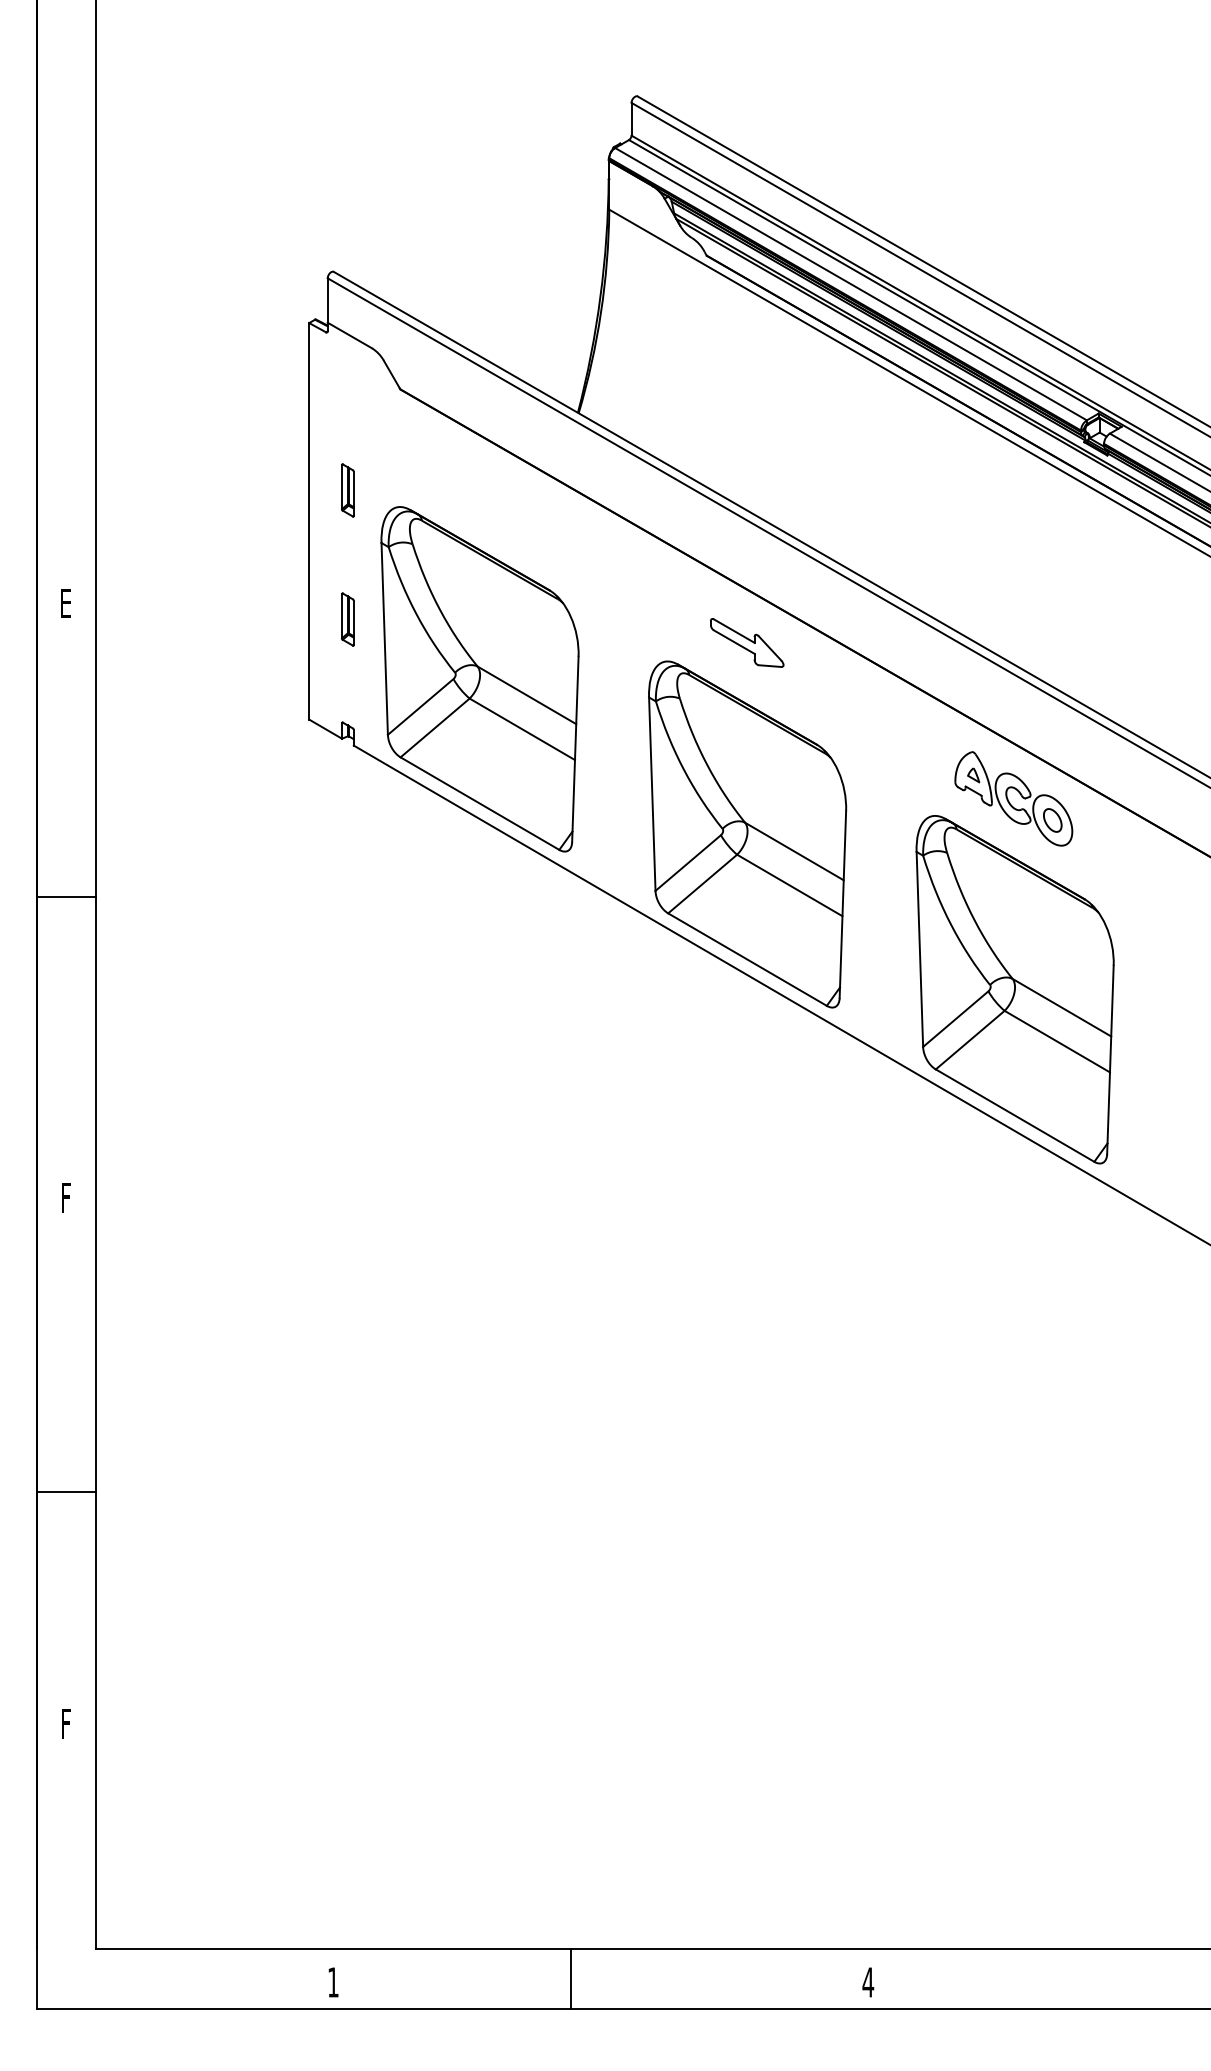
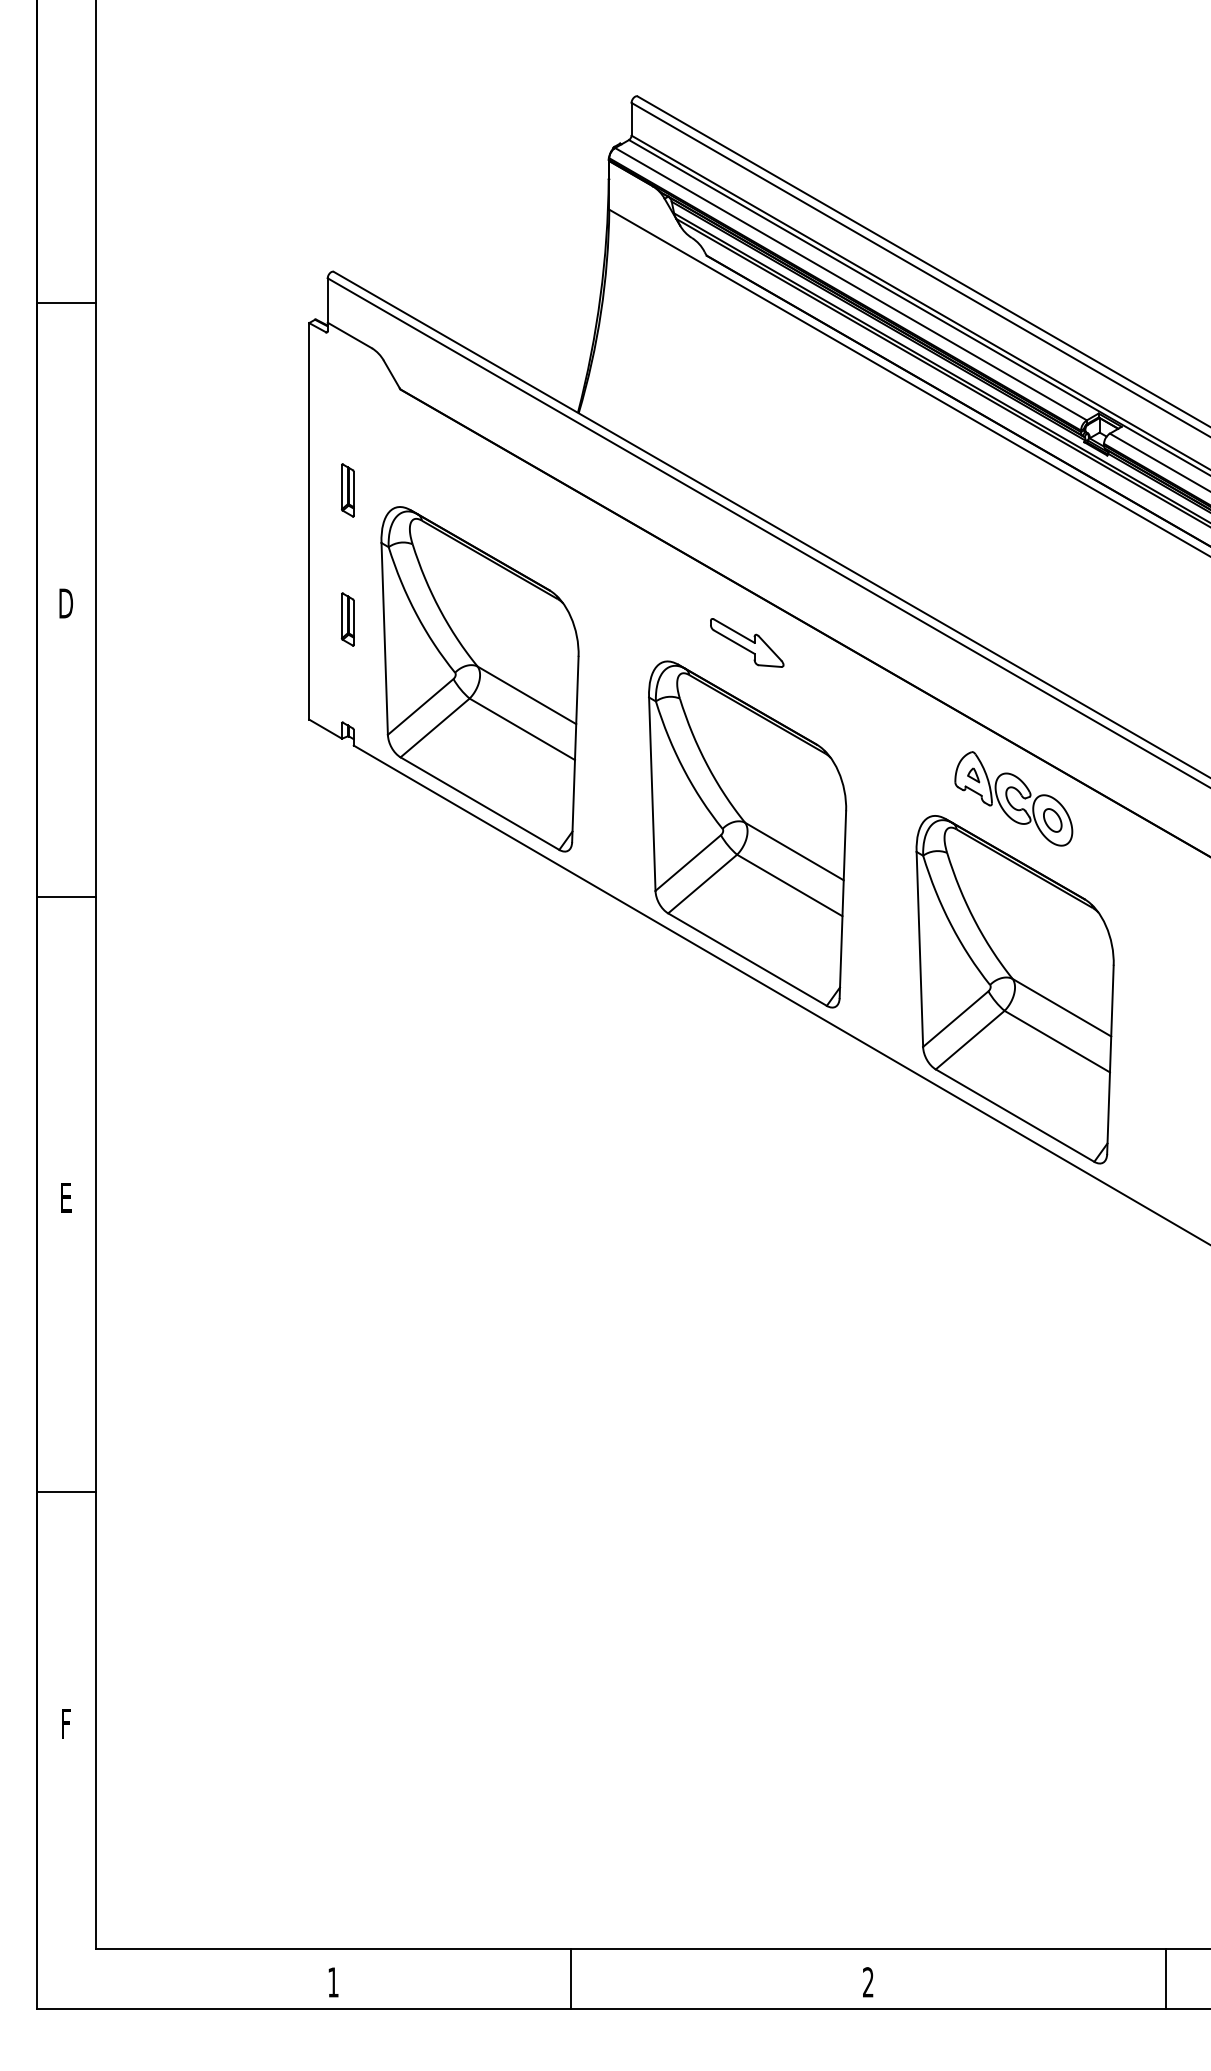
line: none -> present (65, 303)
text: E -> D (66, 603)
text: F -> E (66, 1197)
line: none -> present (1165, 1978)
text: 4 -> 2 (868, 1982)
